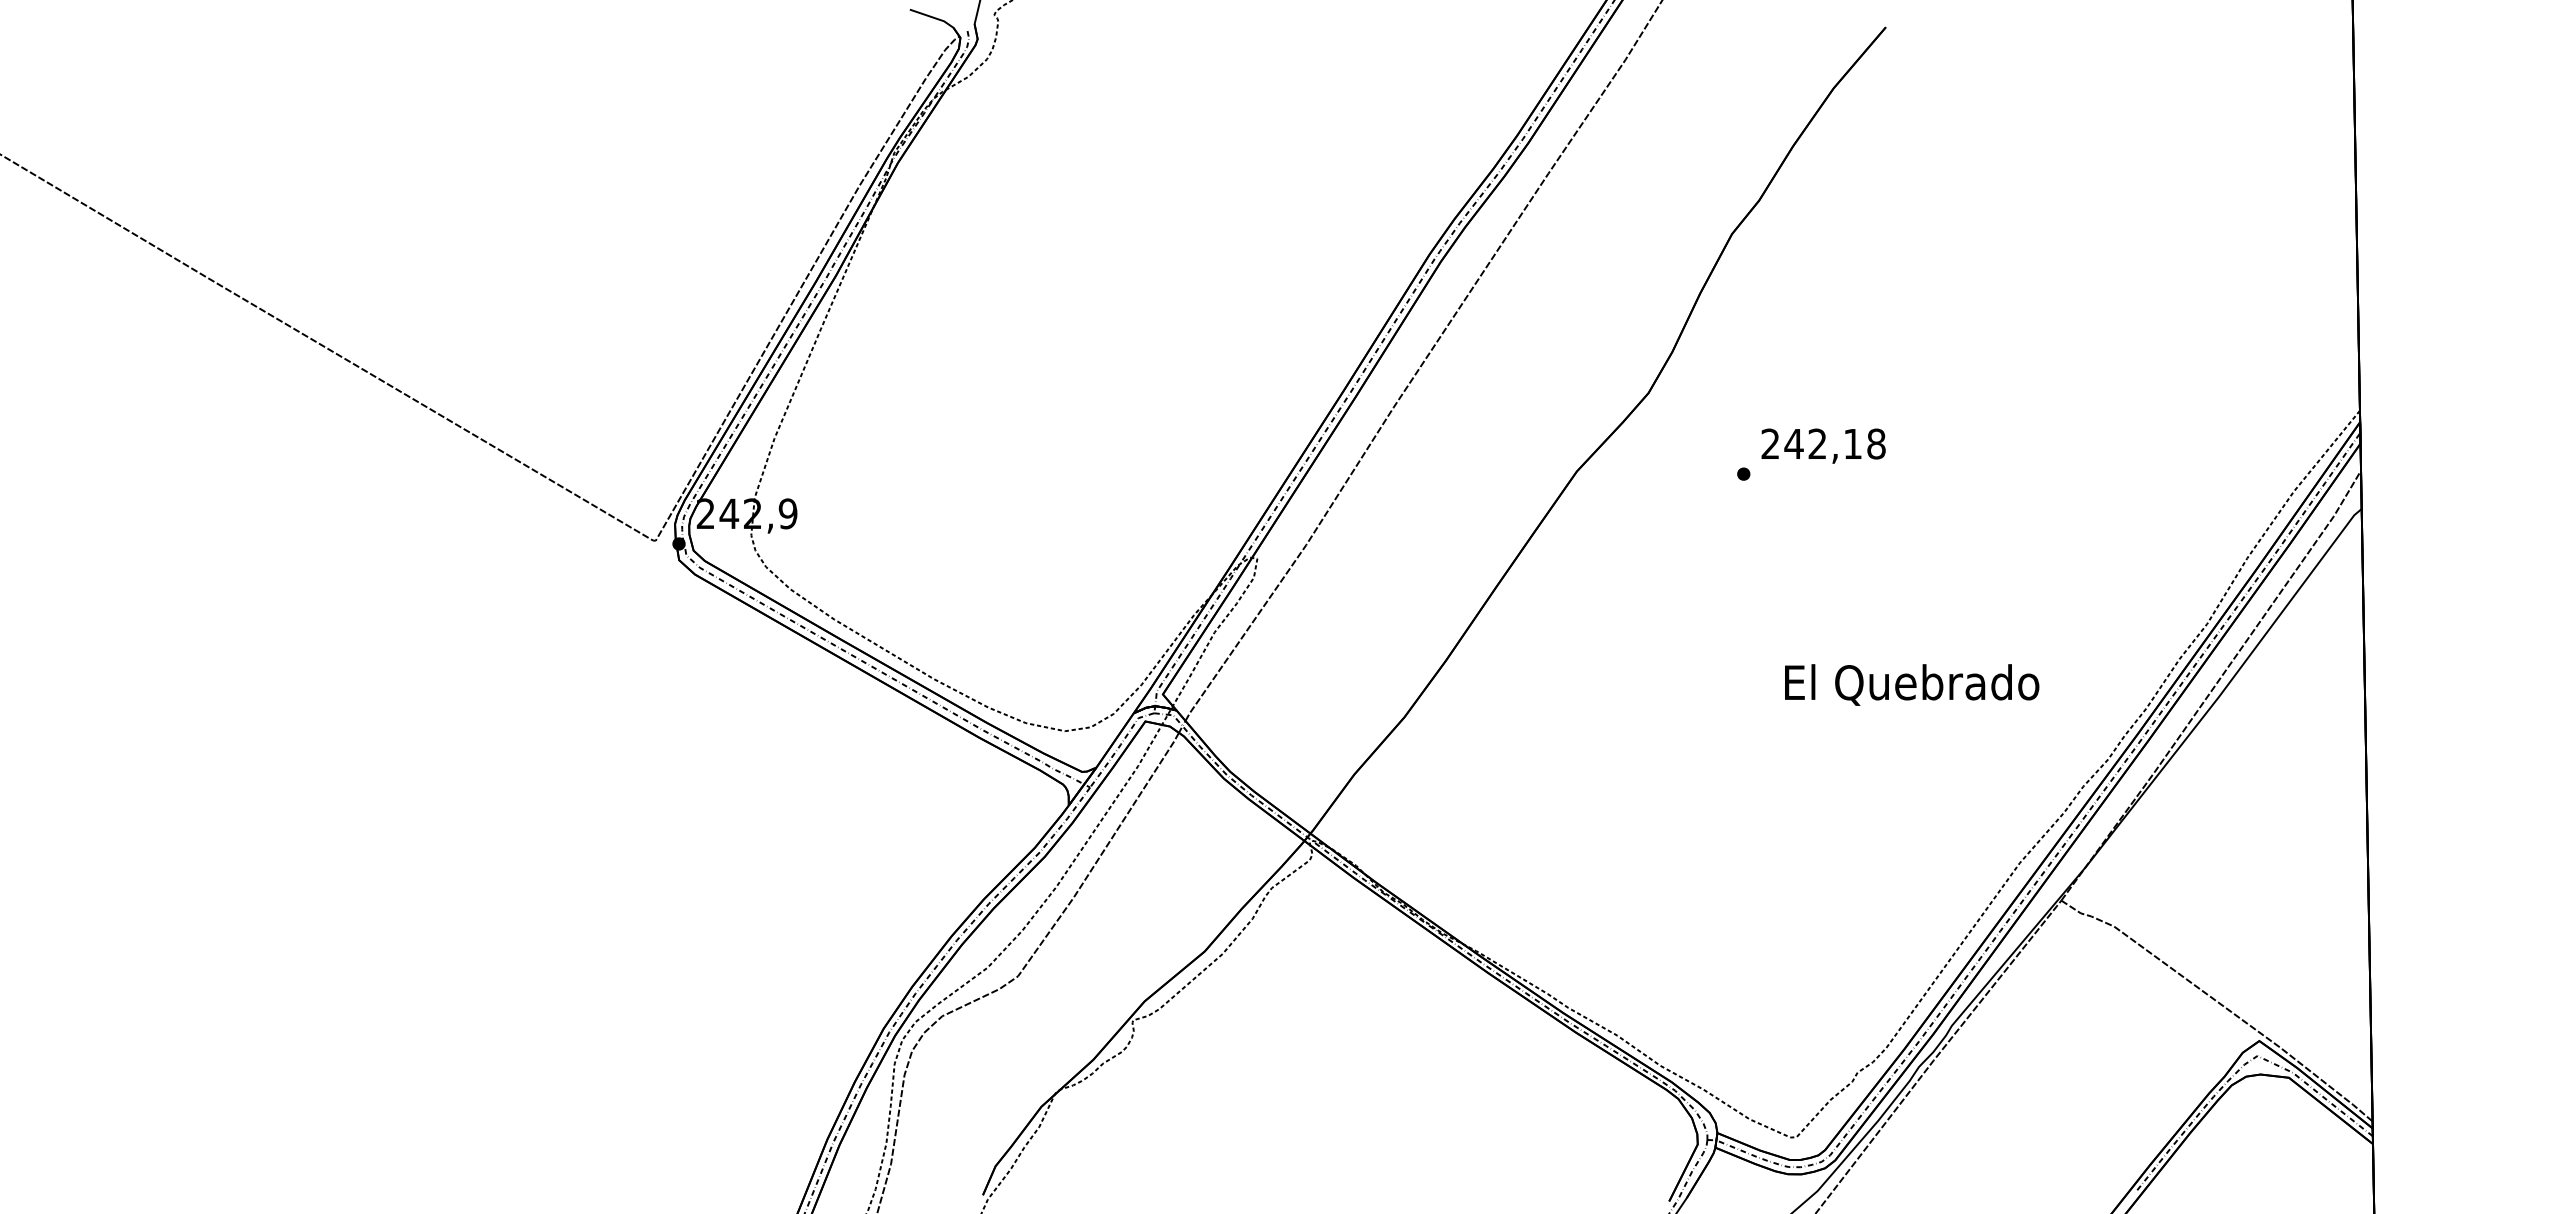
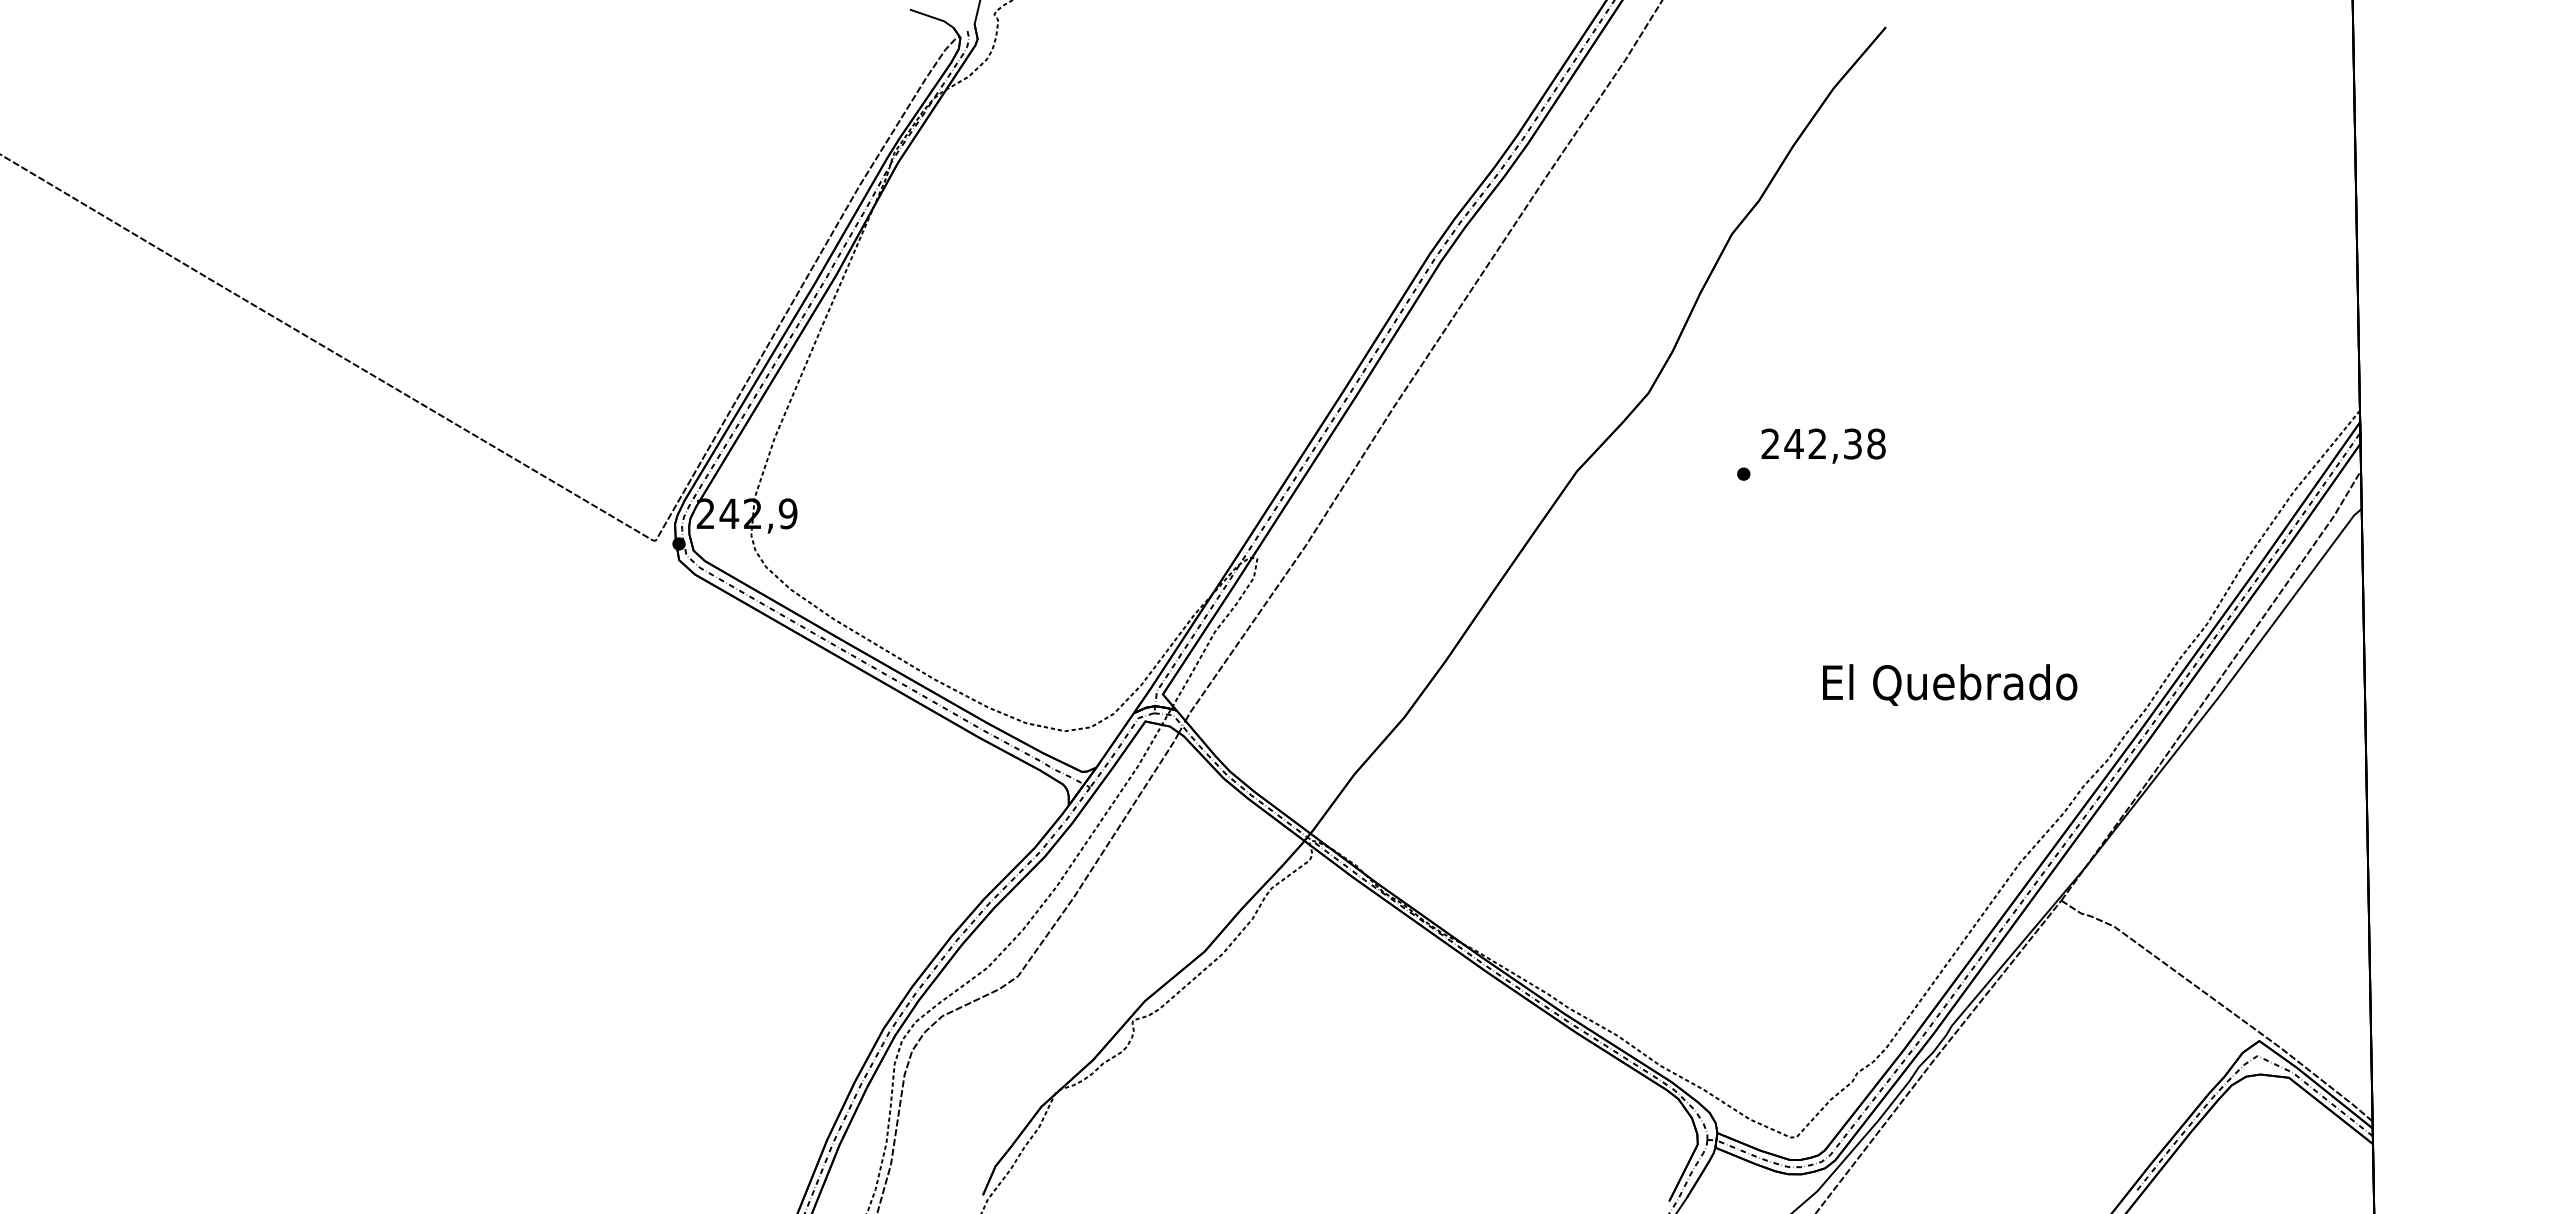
text: 242,18 -> 242,38 (1852, 443)
text position: (1912, 684) -> (1950, 684) (1950, 684)
